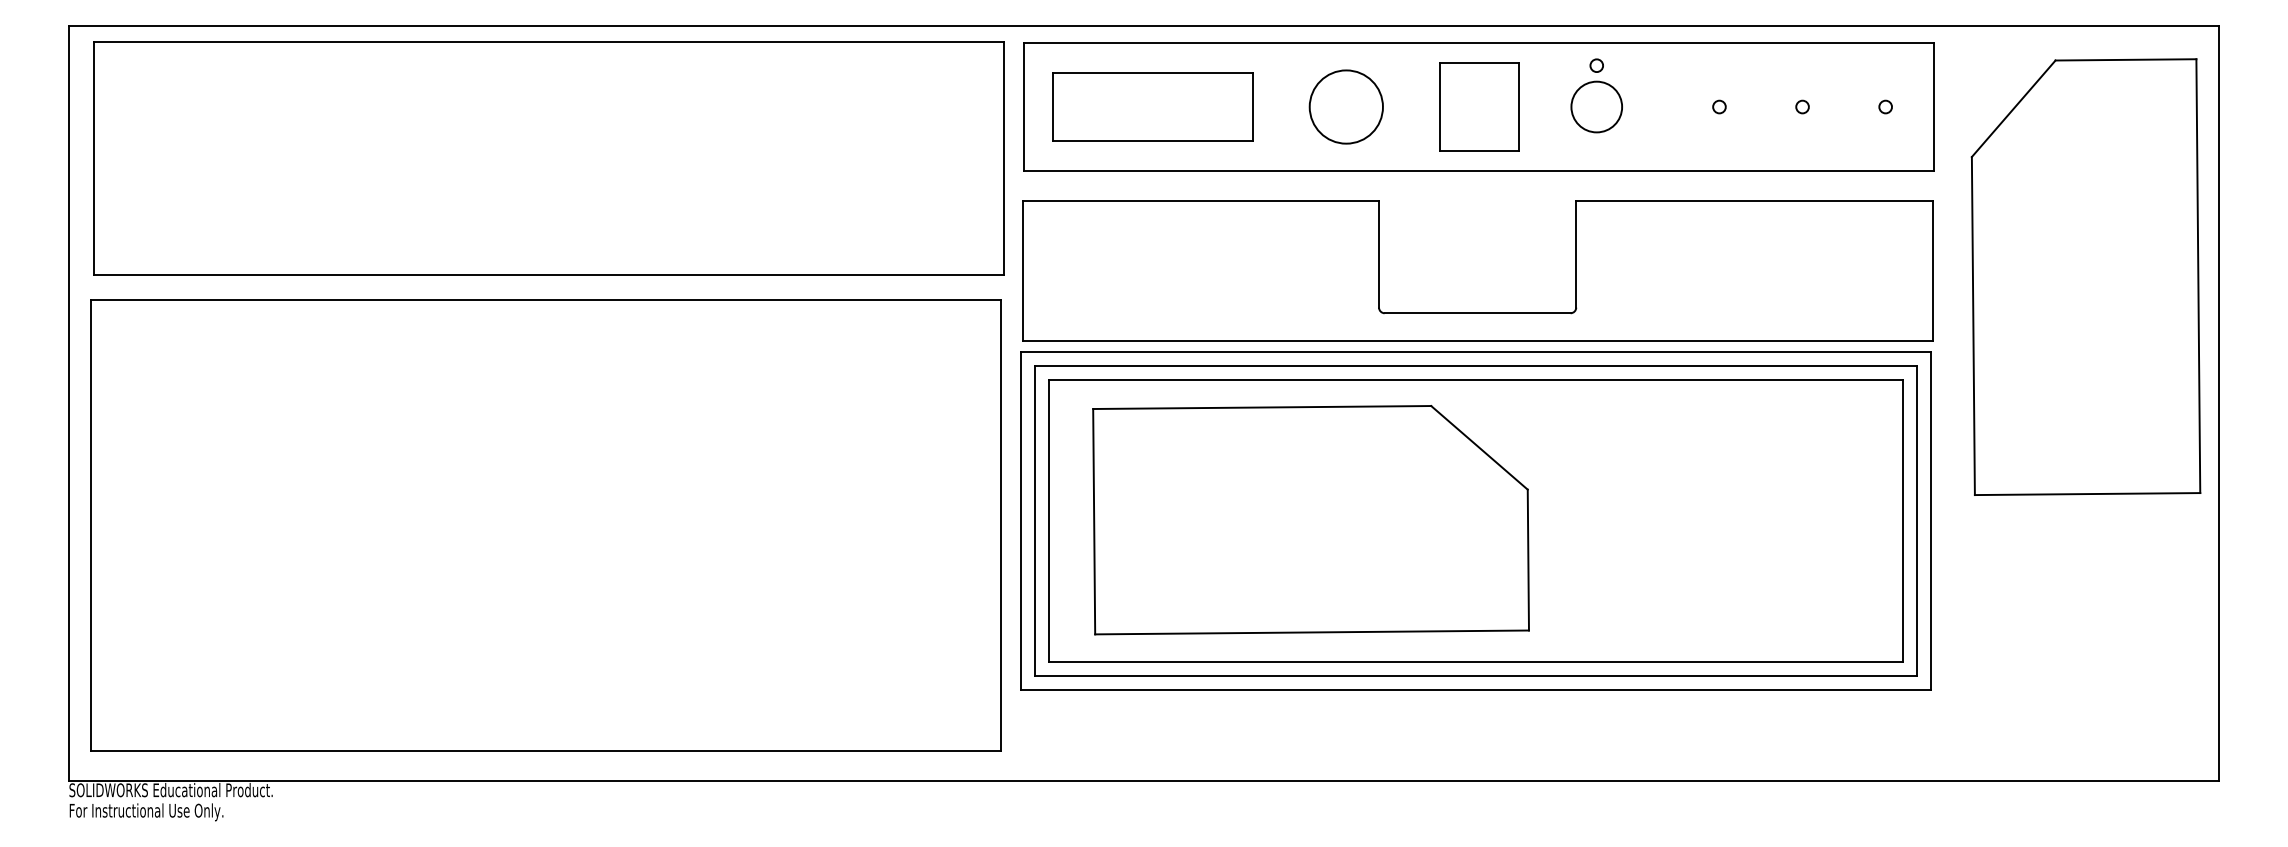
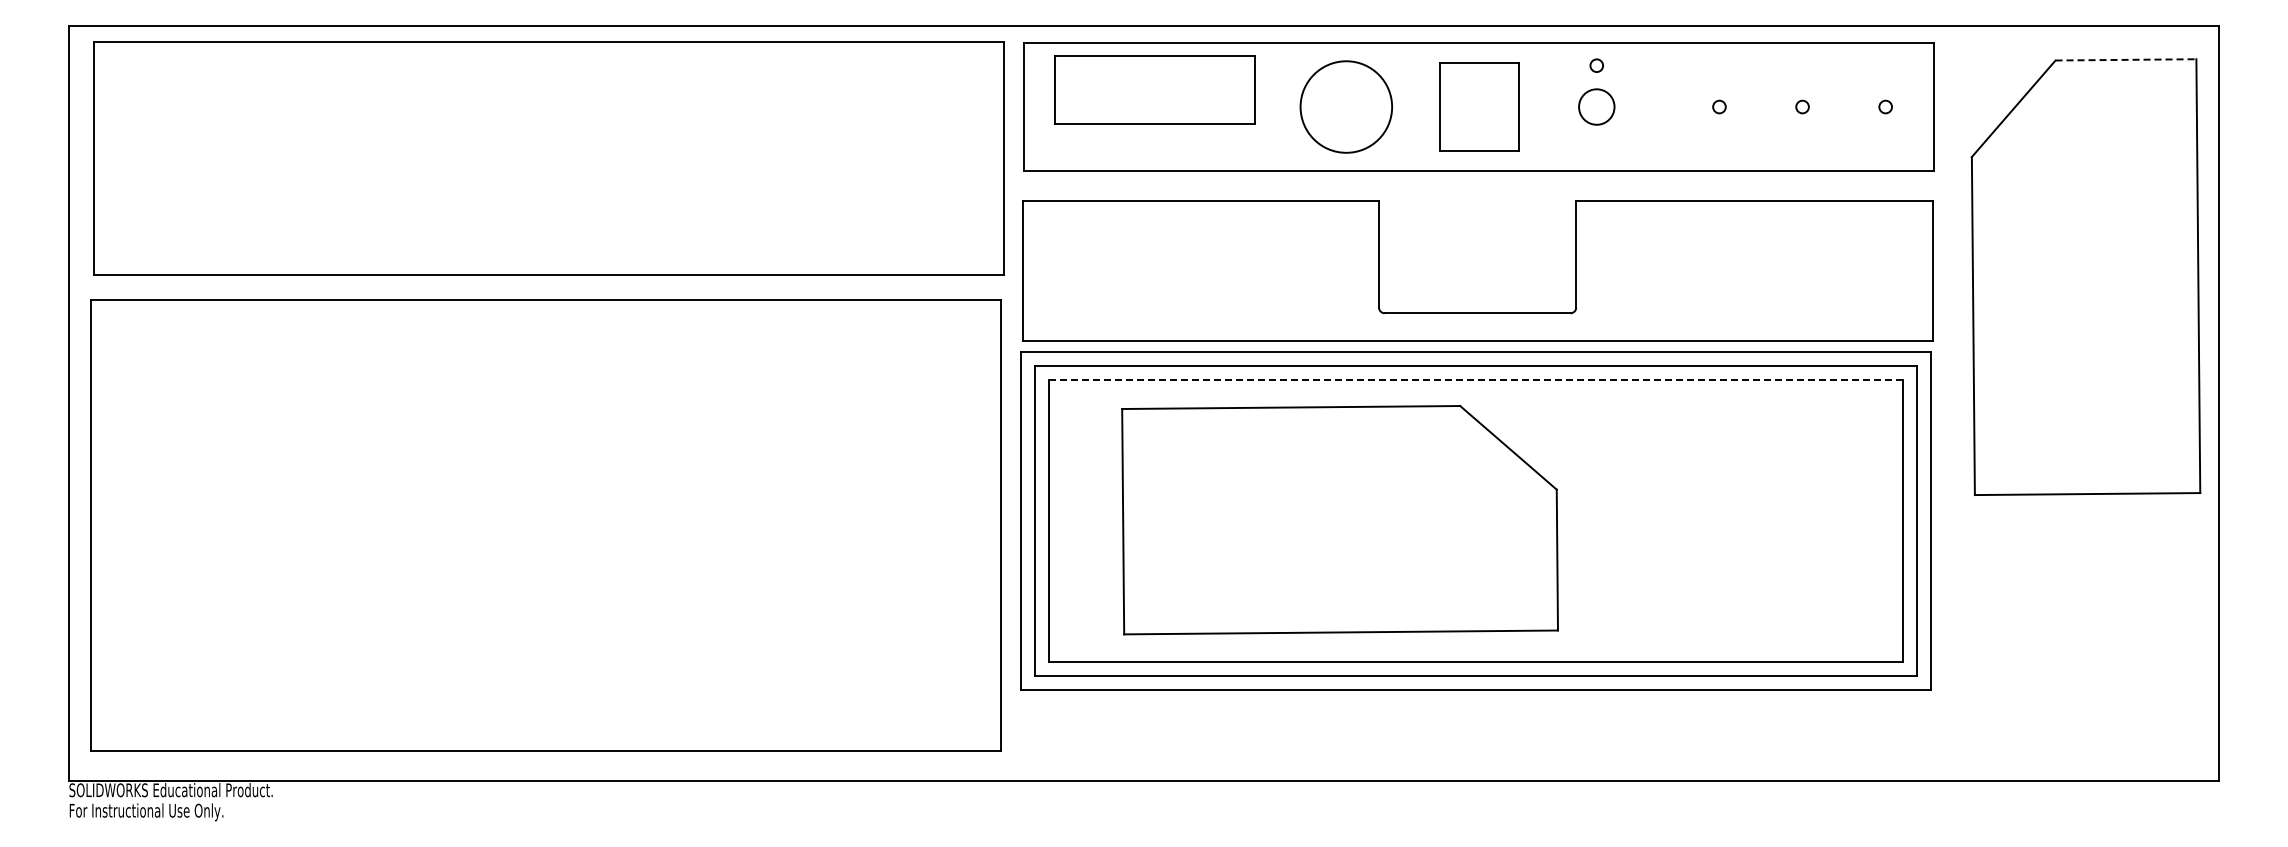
line: solid -> dashed (2126, 59)
part position: (1152, 106) -> (1154, 89) (1154, 89)
circle diameter: 73 px -> 92 px (1346, 106)
circle diameter: 51 px -> 35 px (1596, 106)
line: solid -> dashed (1475, 380)
part position: (1310, 520) -> (1339, 520) (1339, 520)
